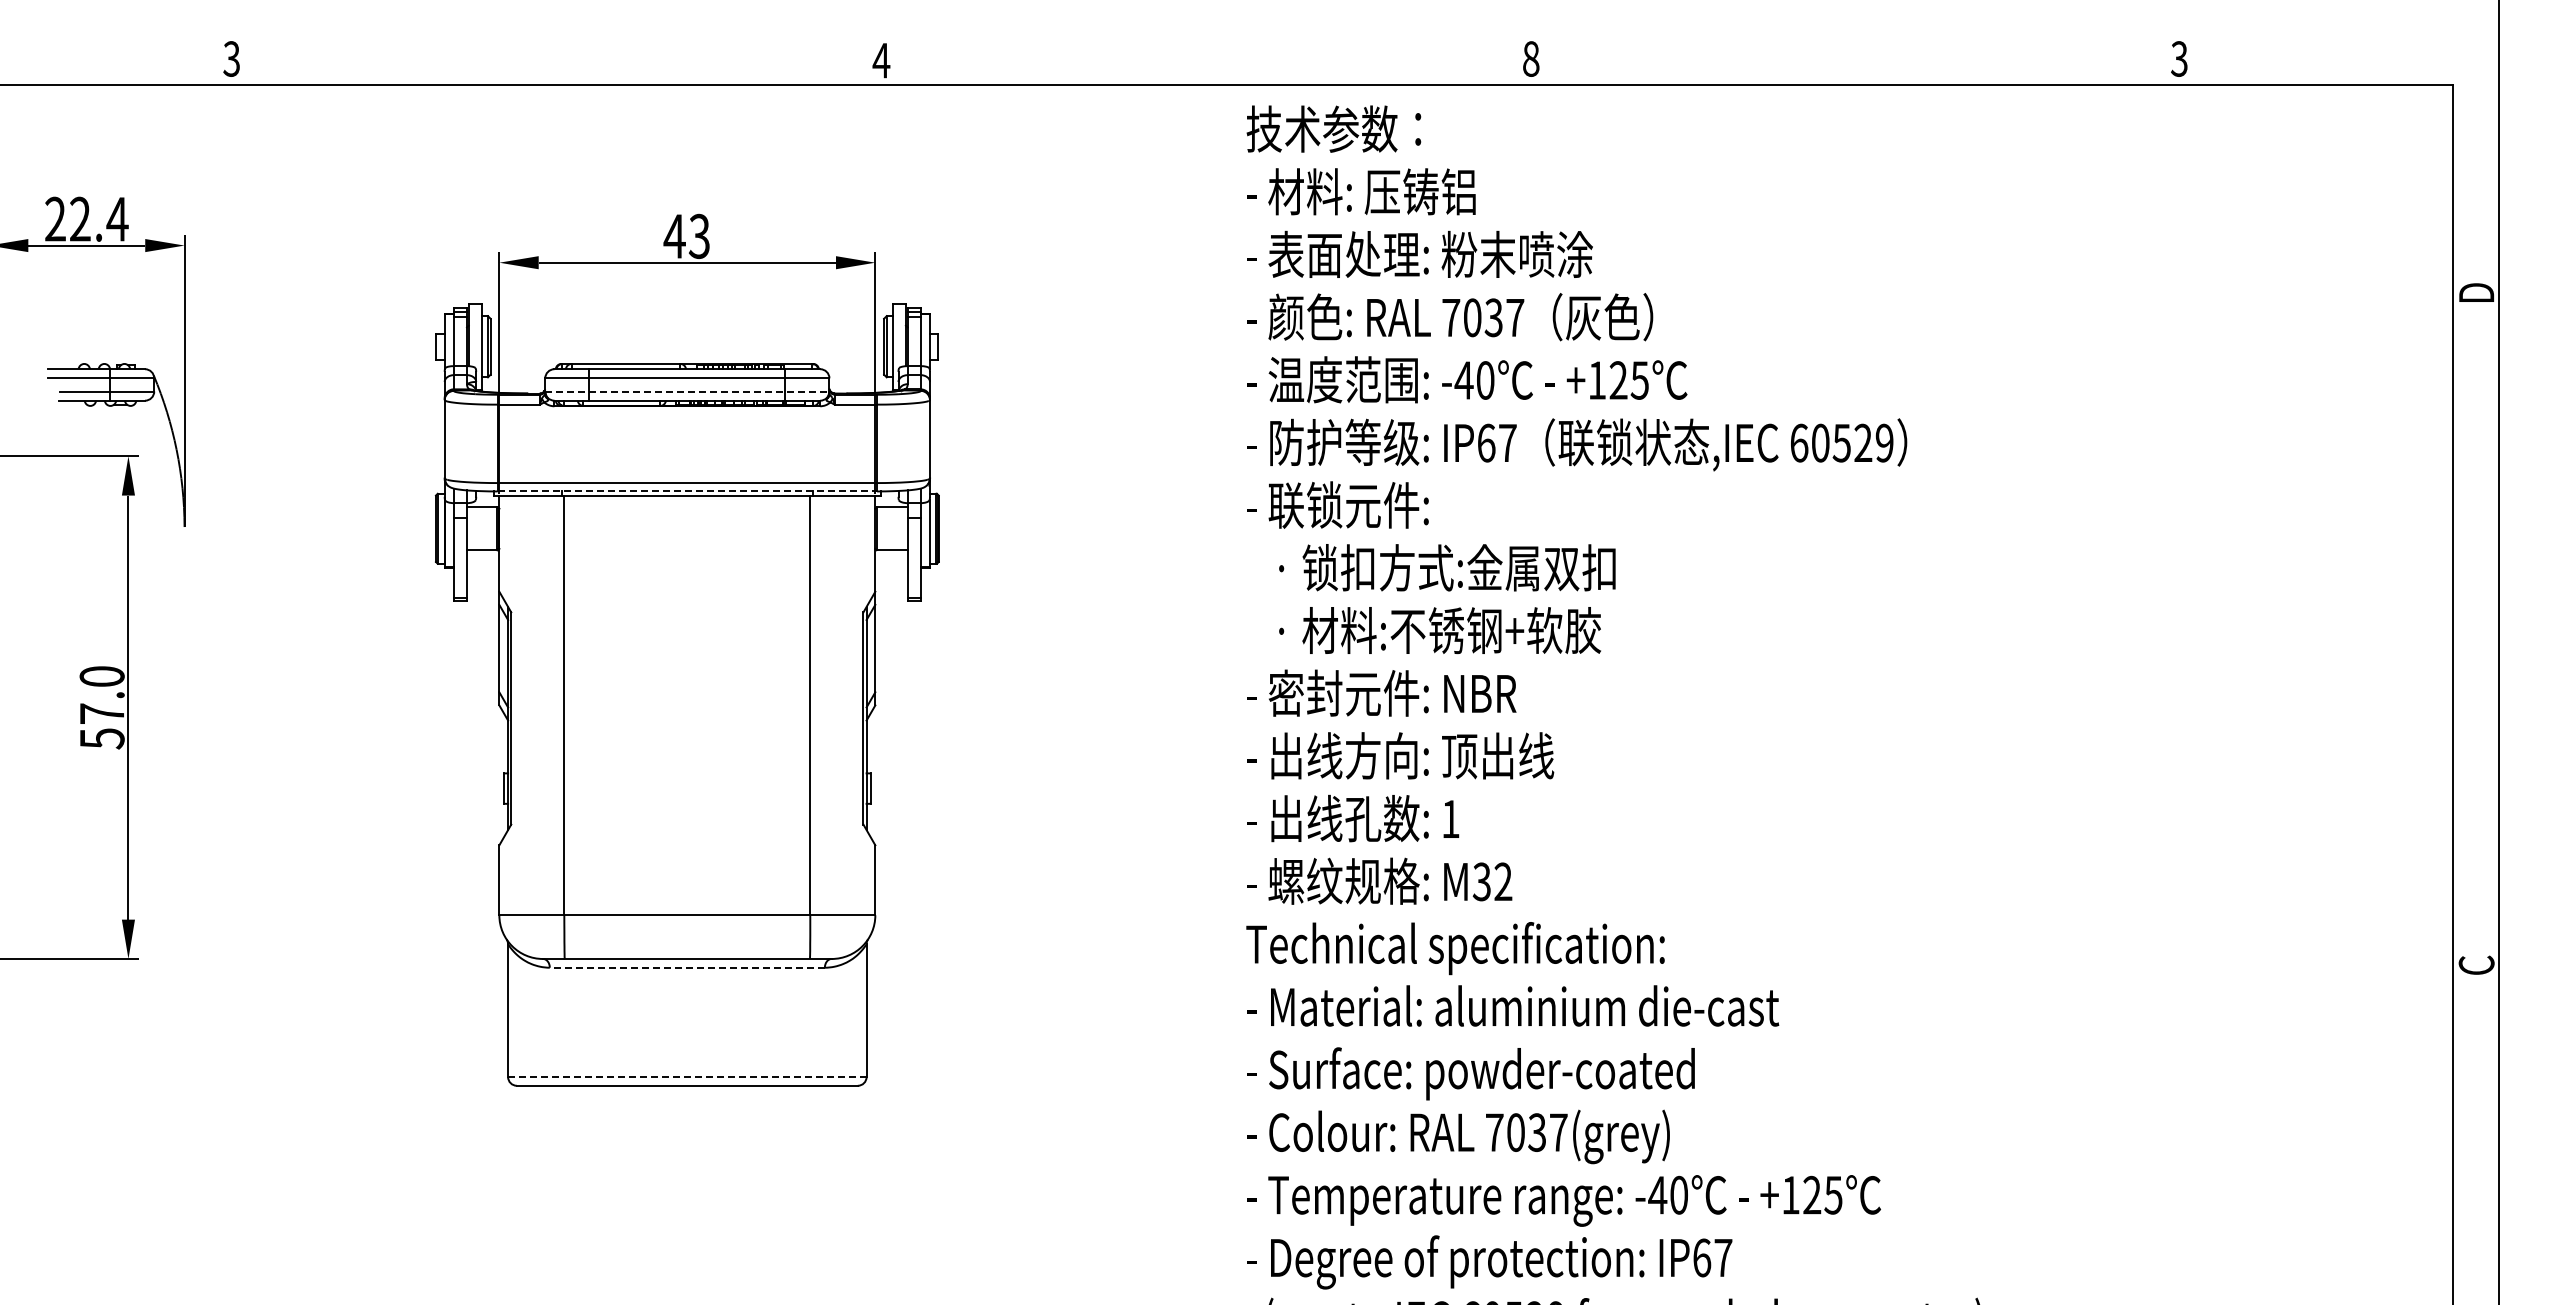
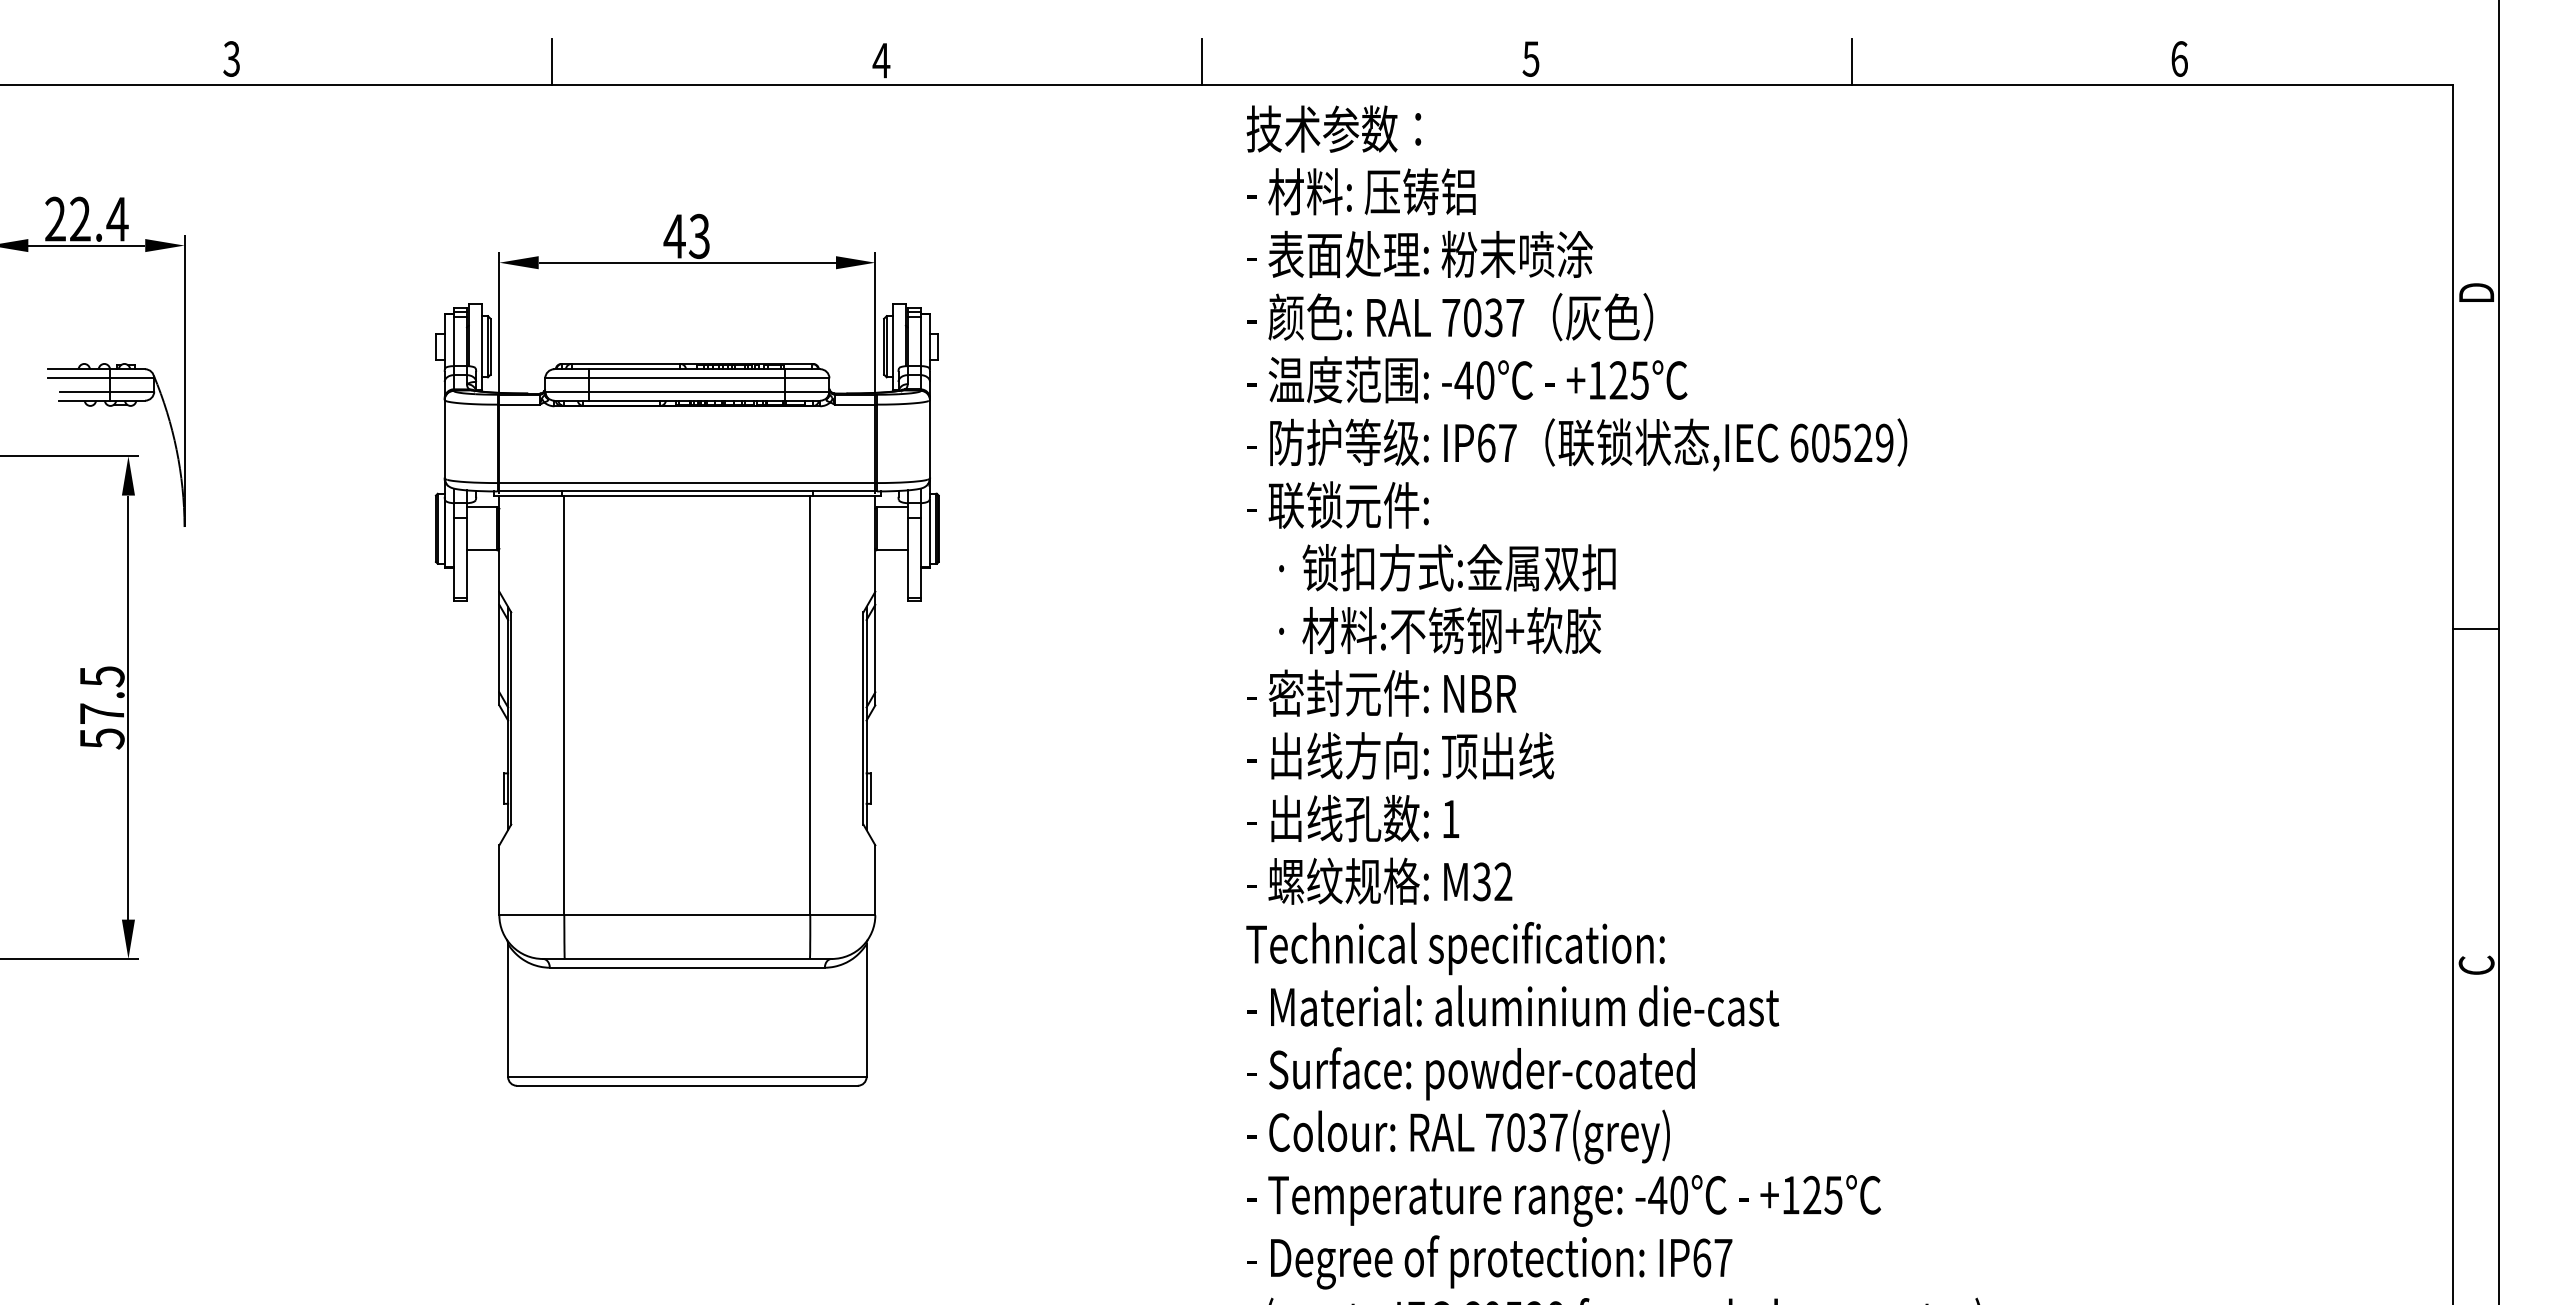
text: 8 -> 5 (1530, 58)
text: 3 -> 6 (2179, 58)
line: none -> present (552, 62)
line: none -> present (1202, 62)
line: none -> present (1851, 62)
line: dashed -> solid (687, 391)
line: dashed -> solid (687, 491)
line: none -> present (2475, 629)
text: 57.0 -> 57.5 (101, 676)
line: dashed -> solid (687, 967)
line: dashed -> solid (687, 1077)
